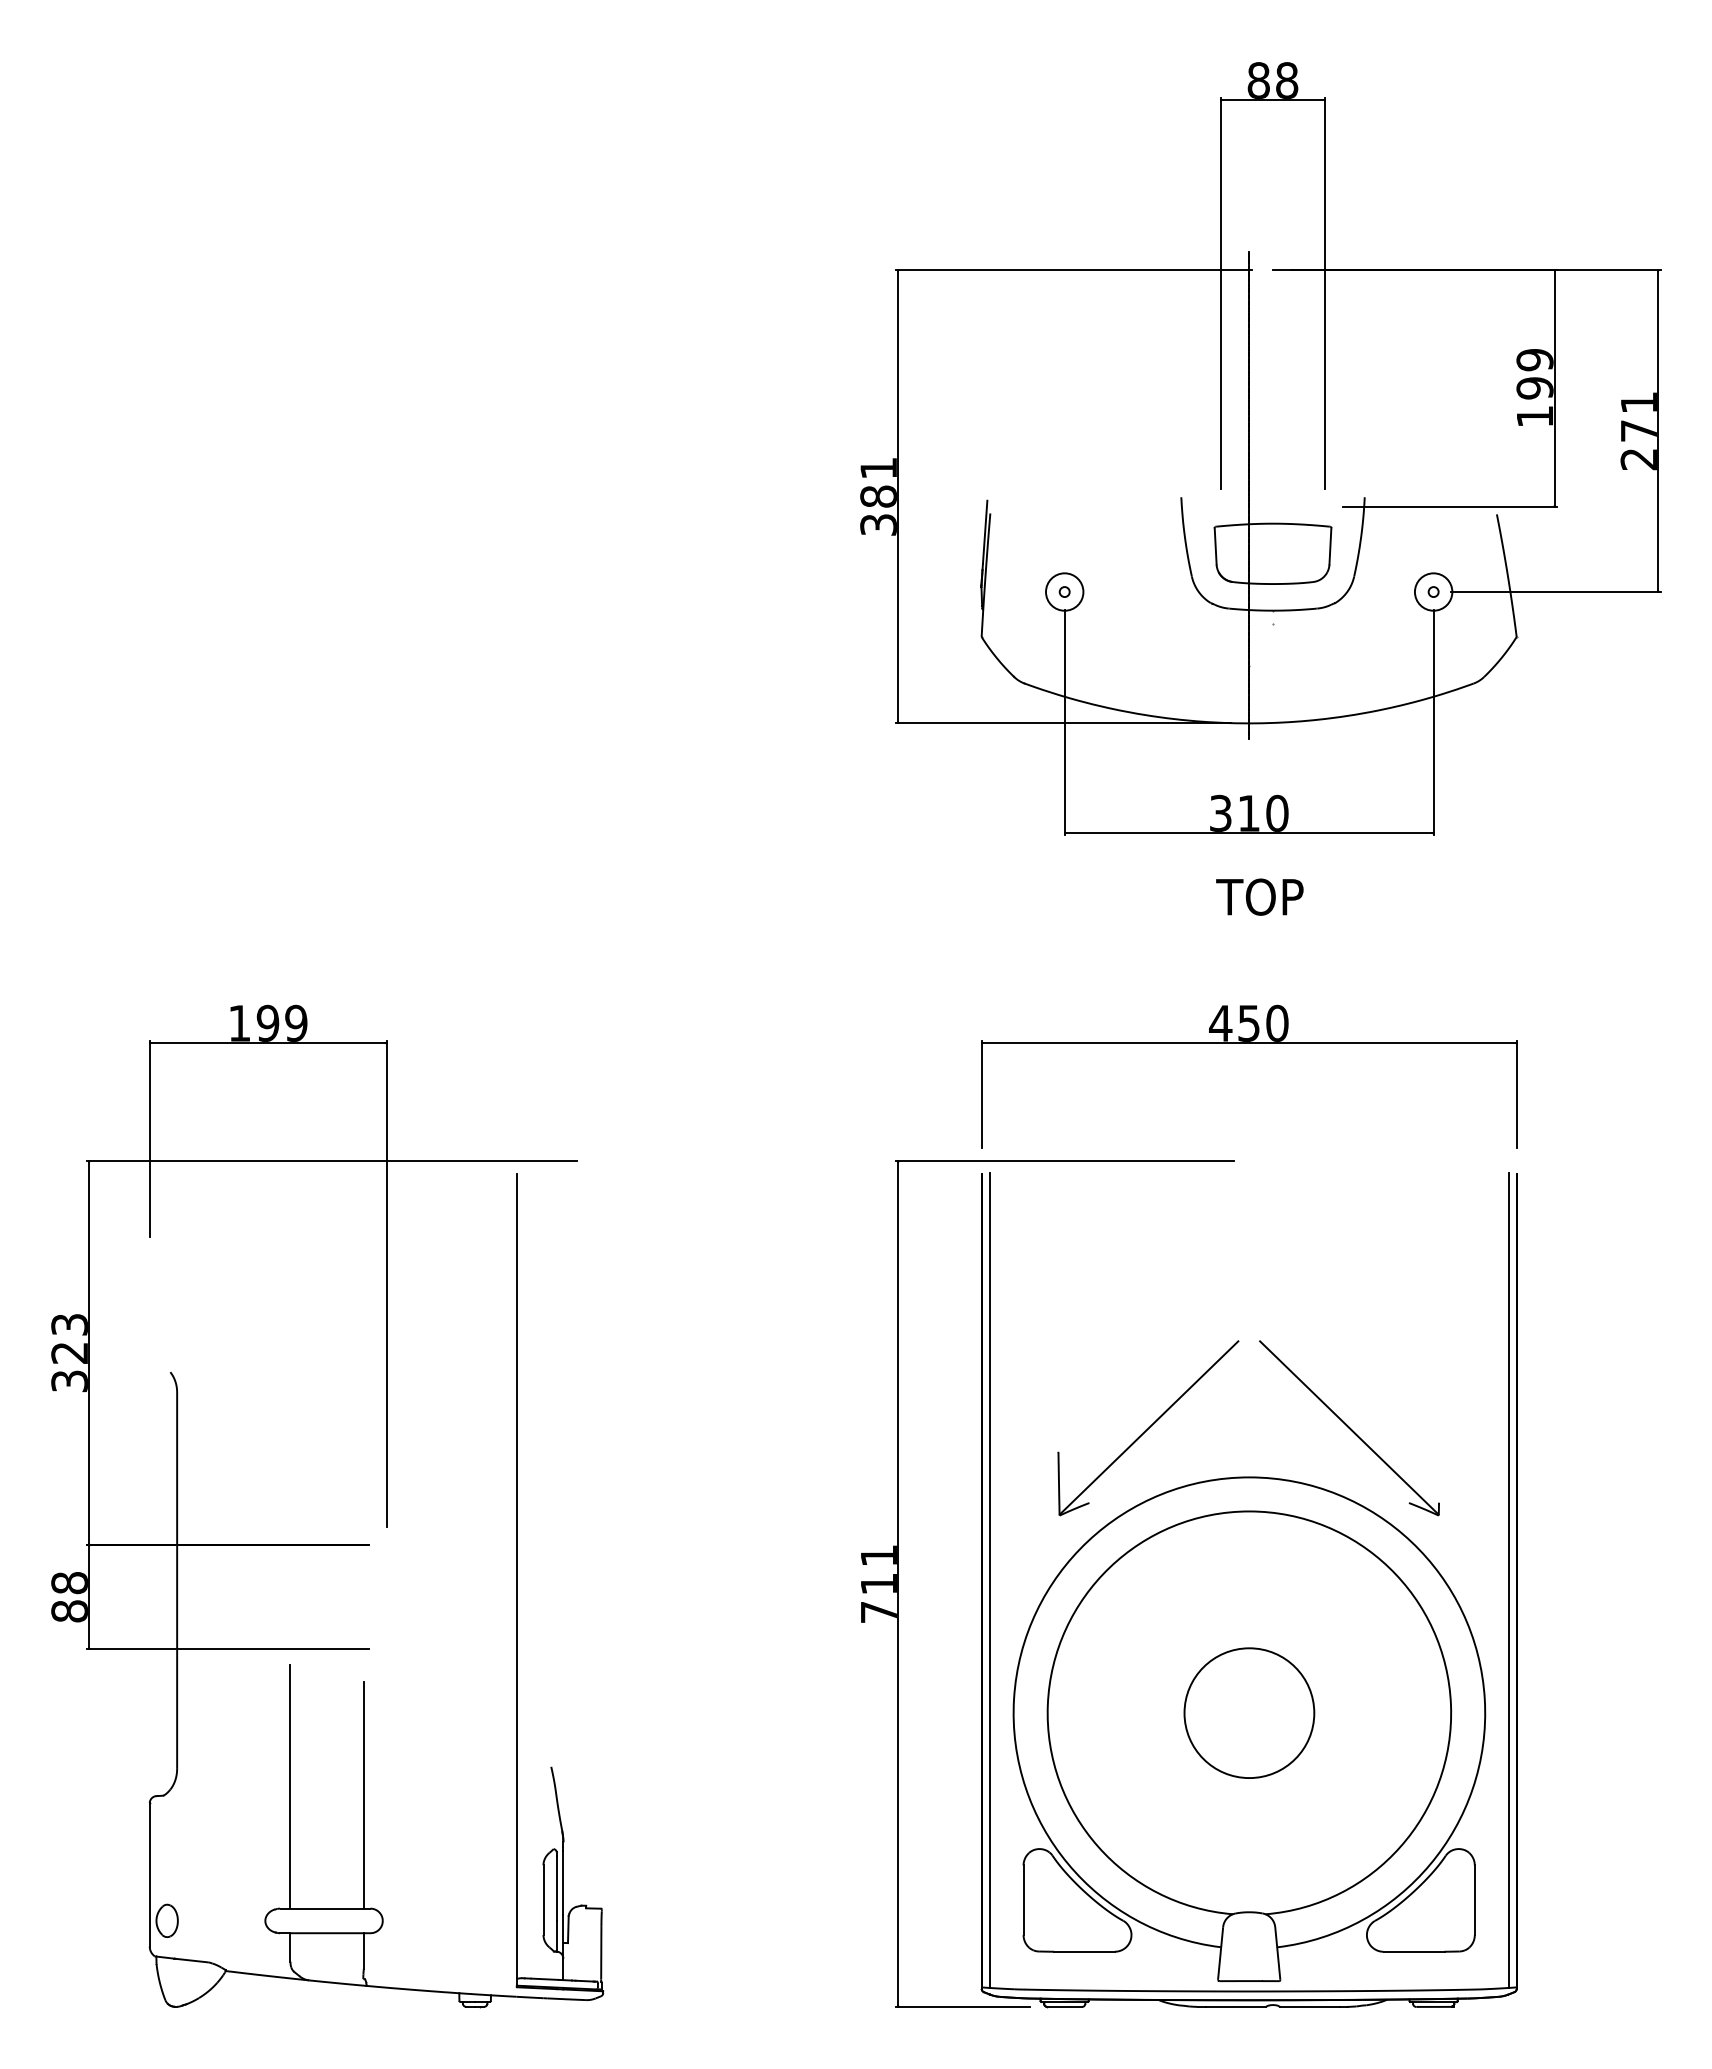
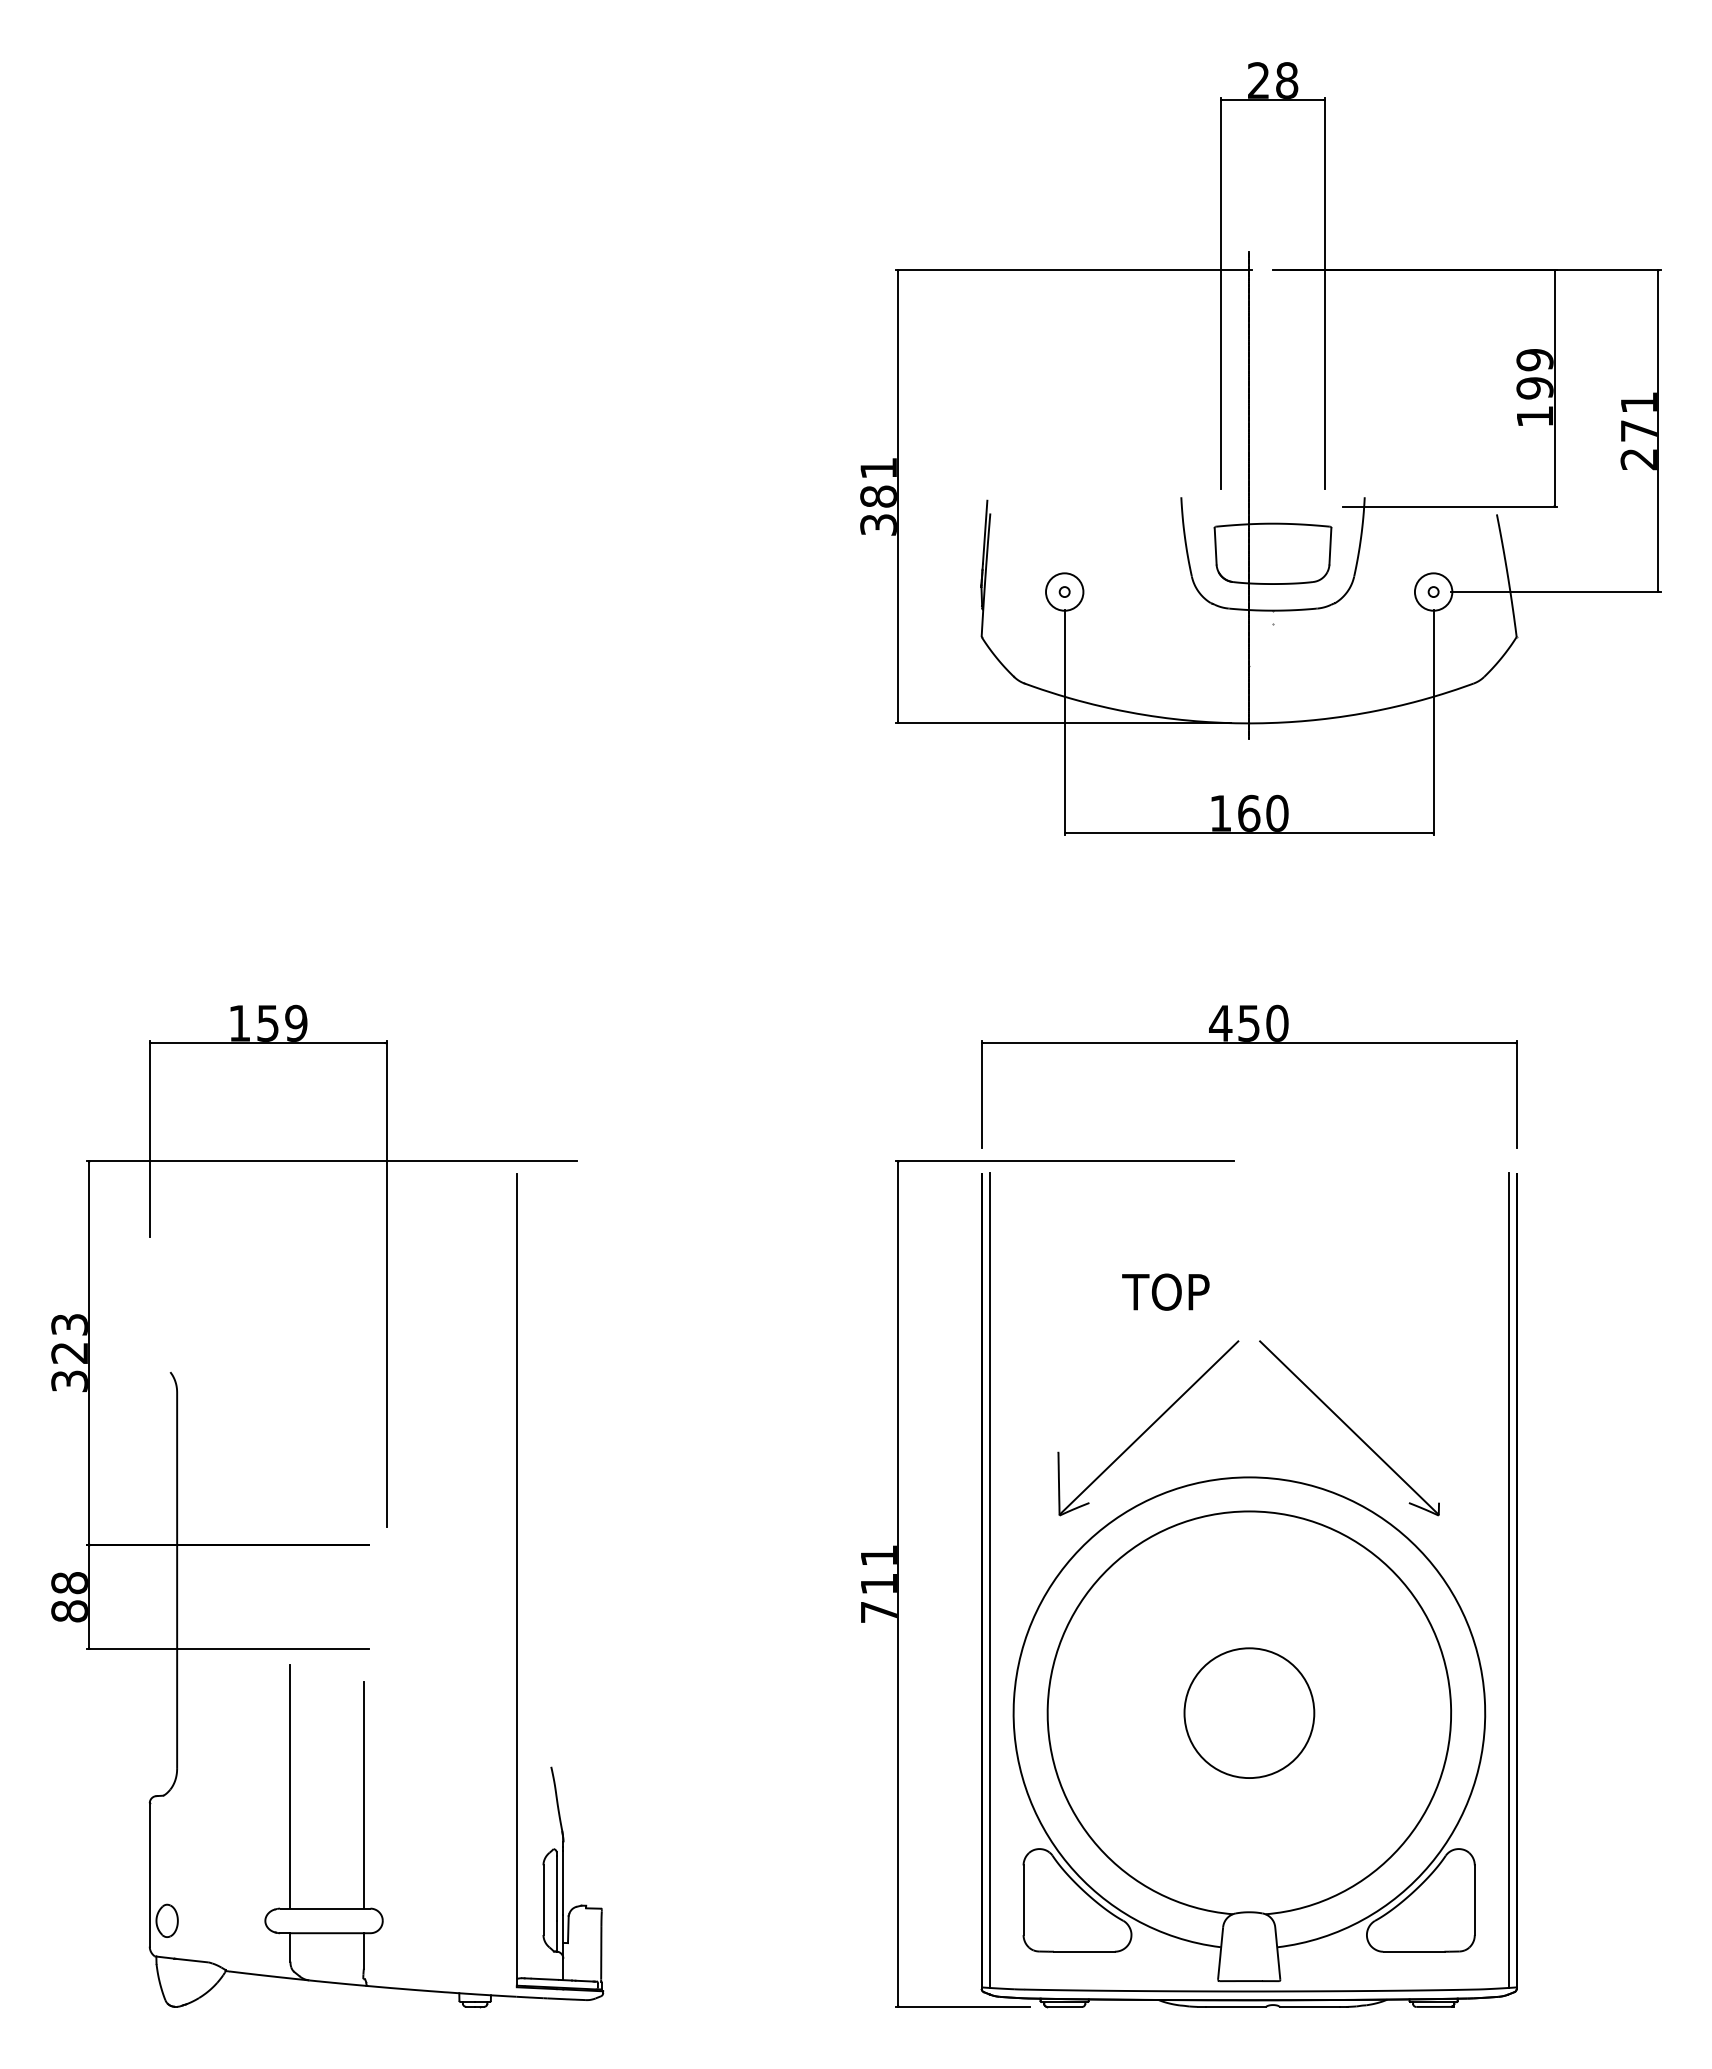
text: 88 -> 28 (1258, 80)
text: 310 -> 160 (1235, 812)
text position: (1259, 896) -> (1165, 1291) (1165, 1291)
text: 199 -> 159 (267, 1022)
